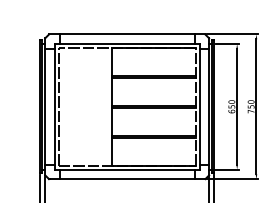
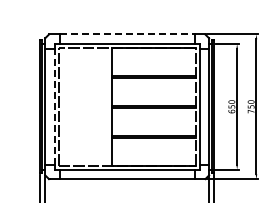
line: solid -> dashed (127, 34)
line: solid -> dashed (54, 106)
